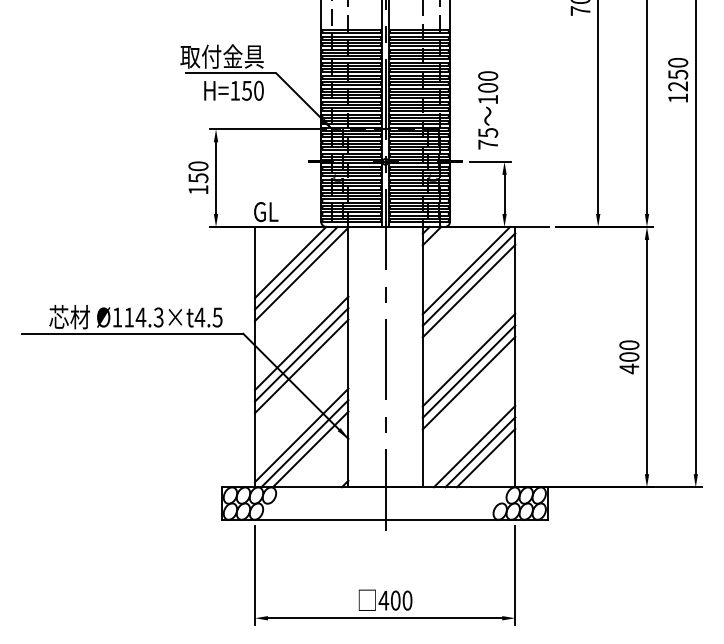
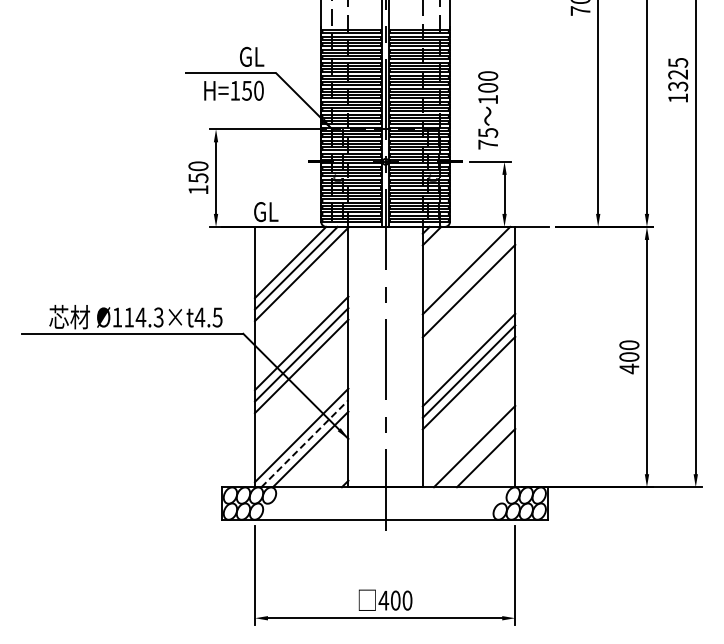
text: 取付金具 -> GL (222, 56)
text: 1250 -> 1325 (678, 74)
line: present -> none (468, 279)
line: solid -> dashed (304, 443)
line: present -> none (480, 452)
